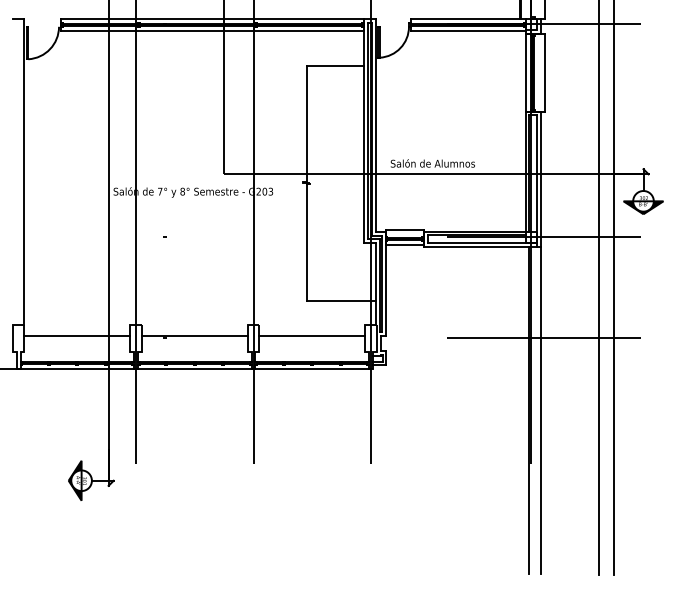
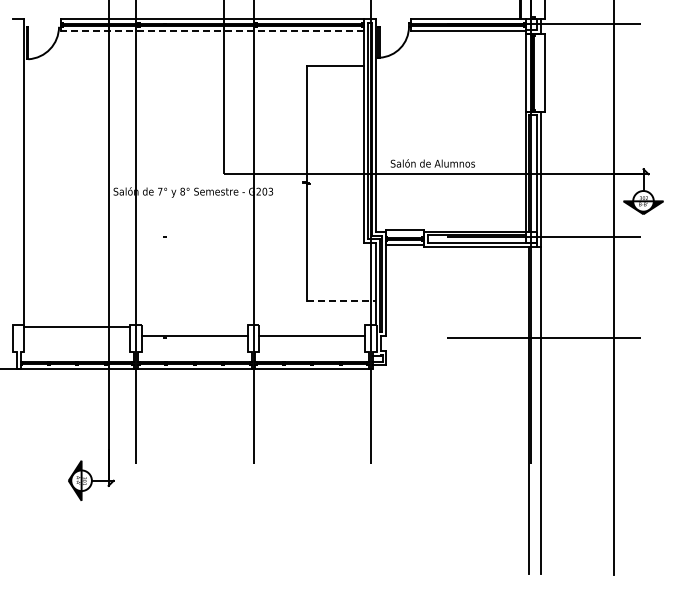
line: solid -> dashed (212, 31)
line: present -> none (598, 288)
line: solid -> dashed (341, 300)
line position: (77, 335) -> (77, 326) (77, 326)
